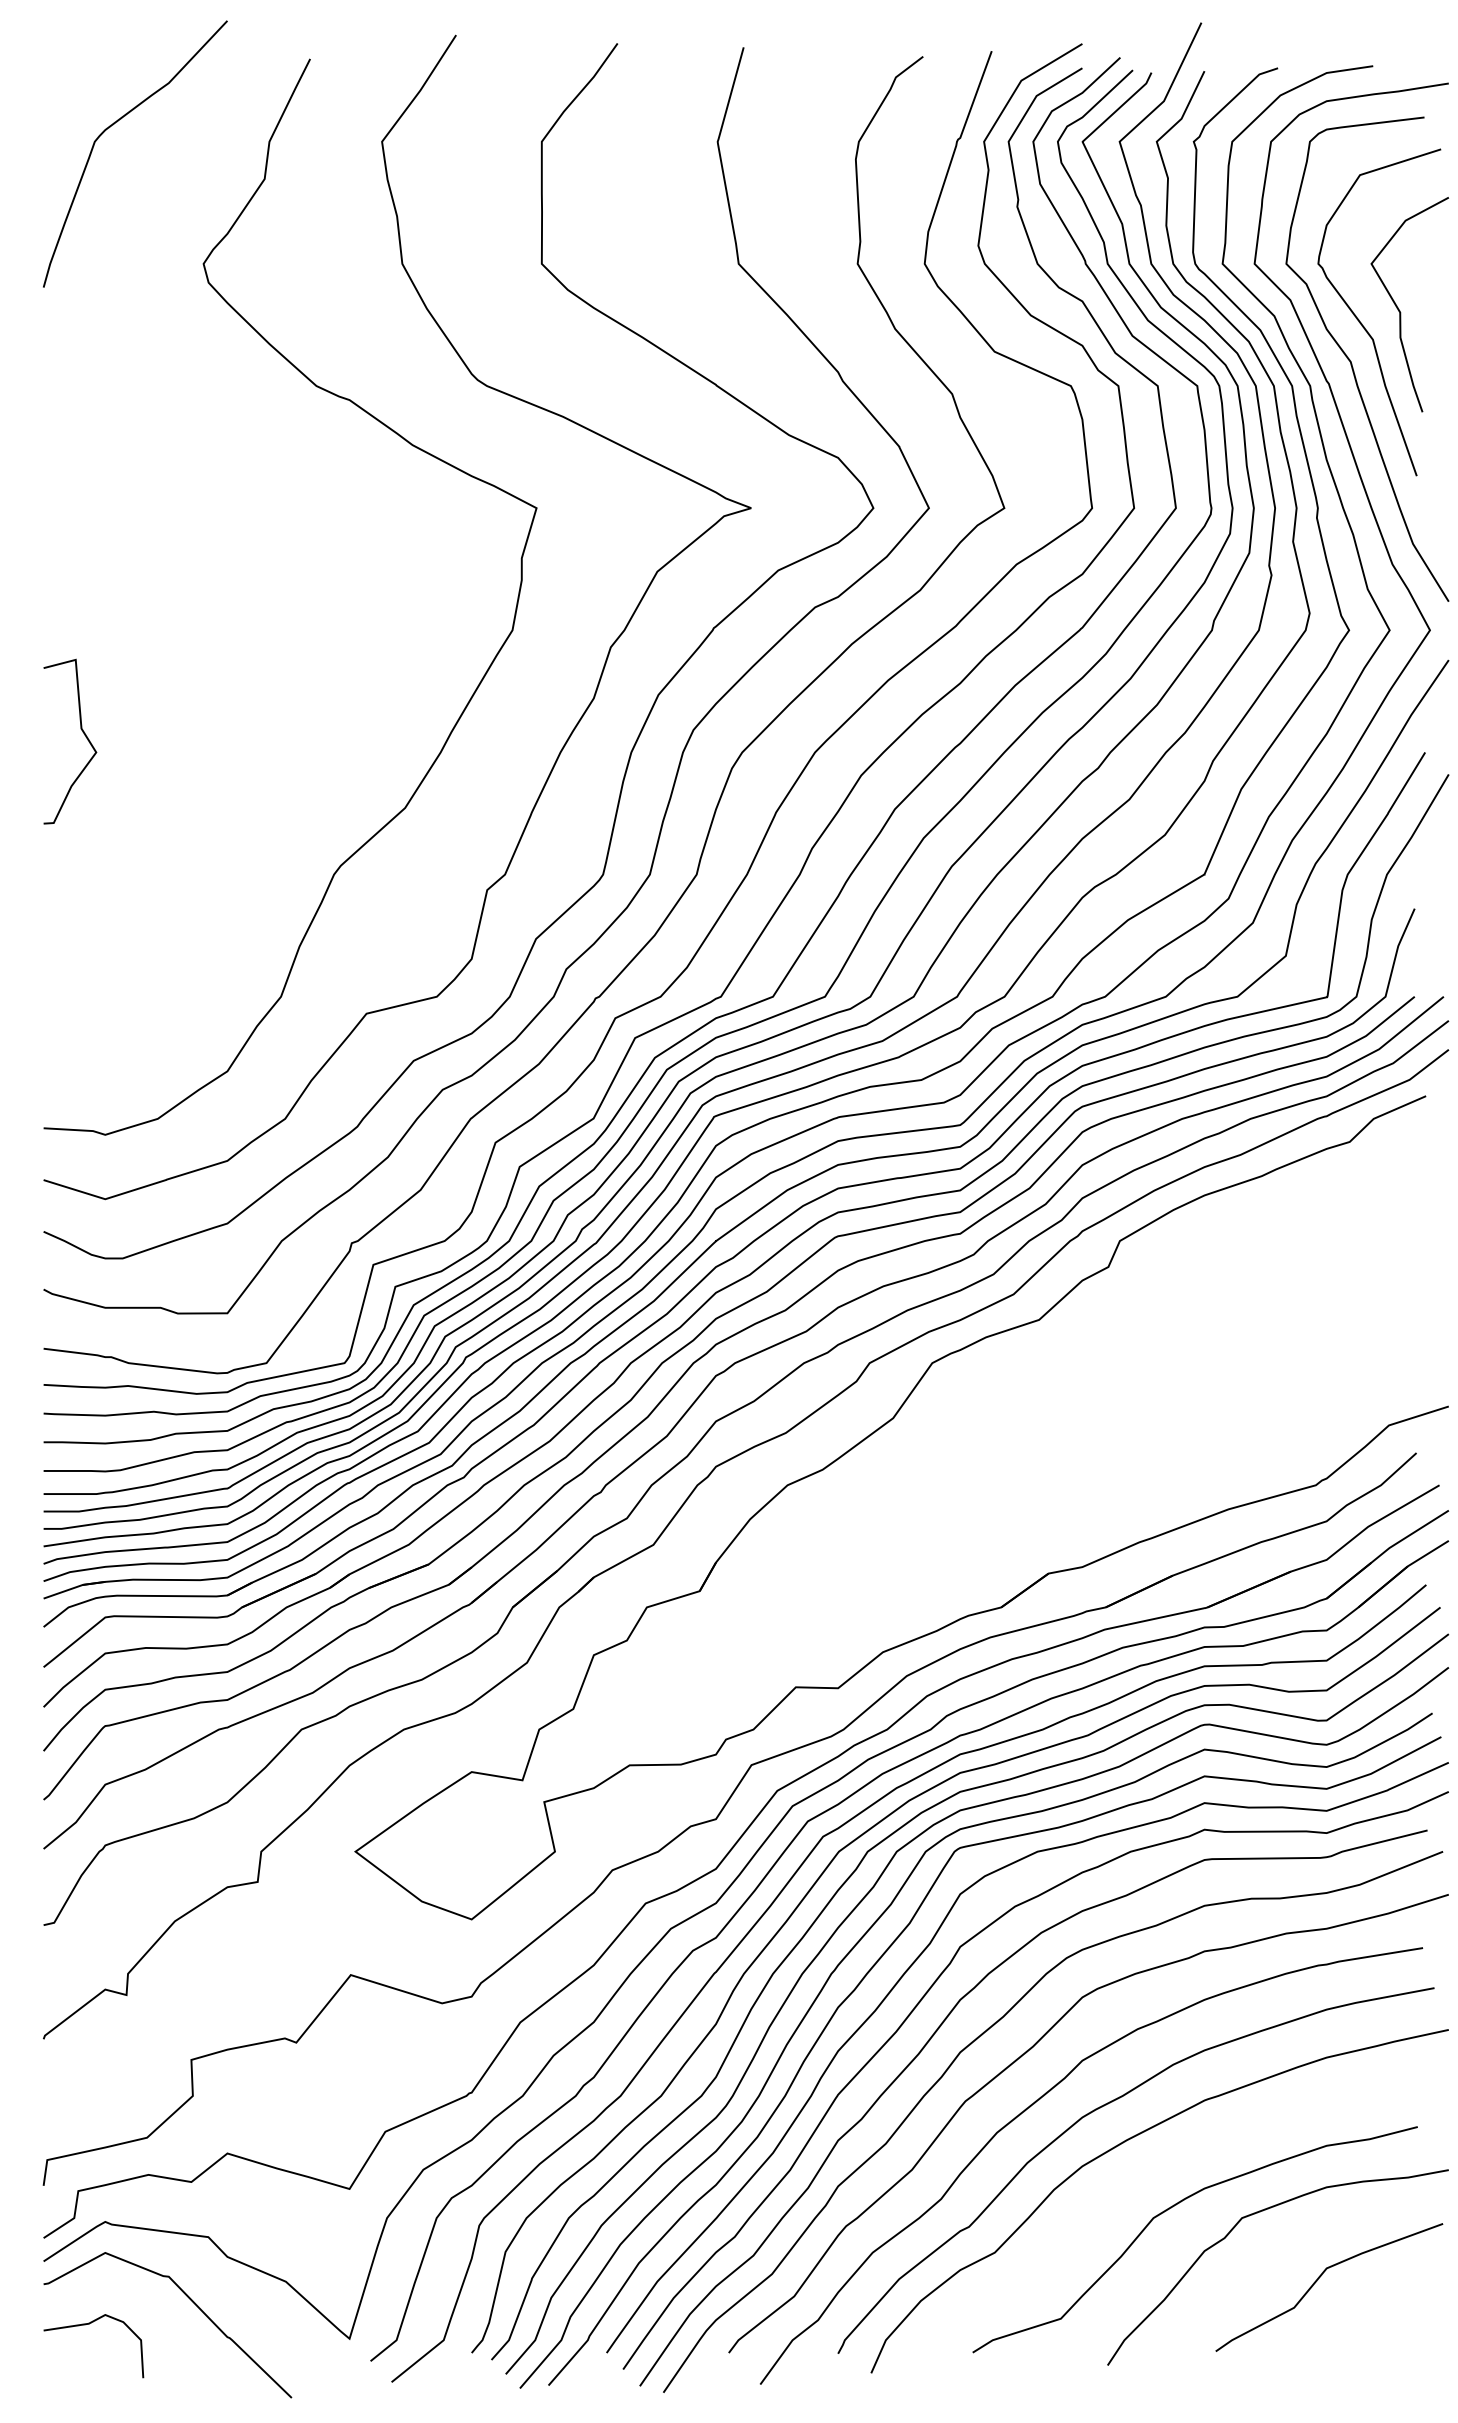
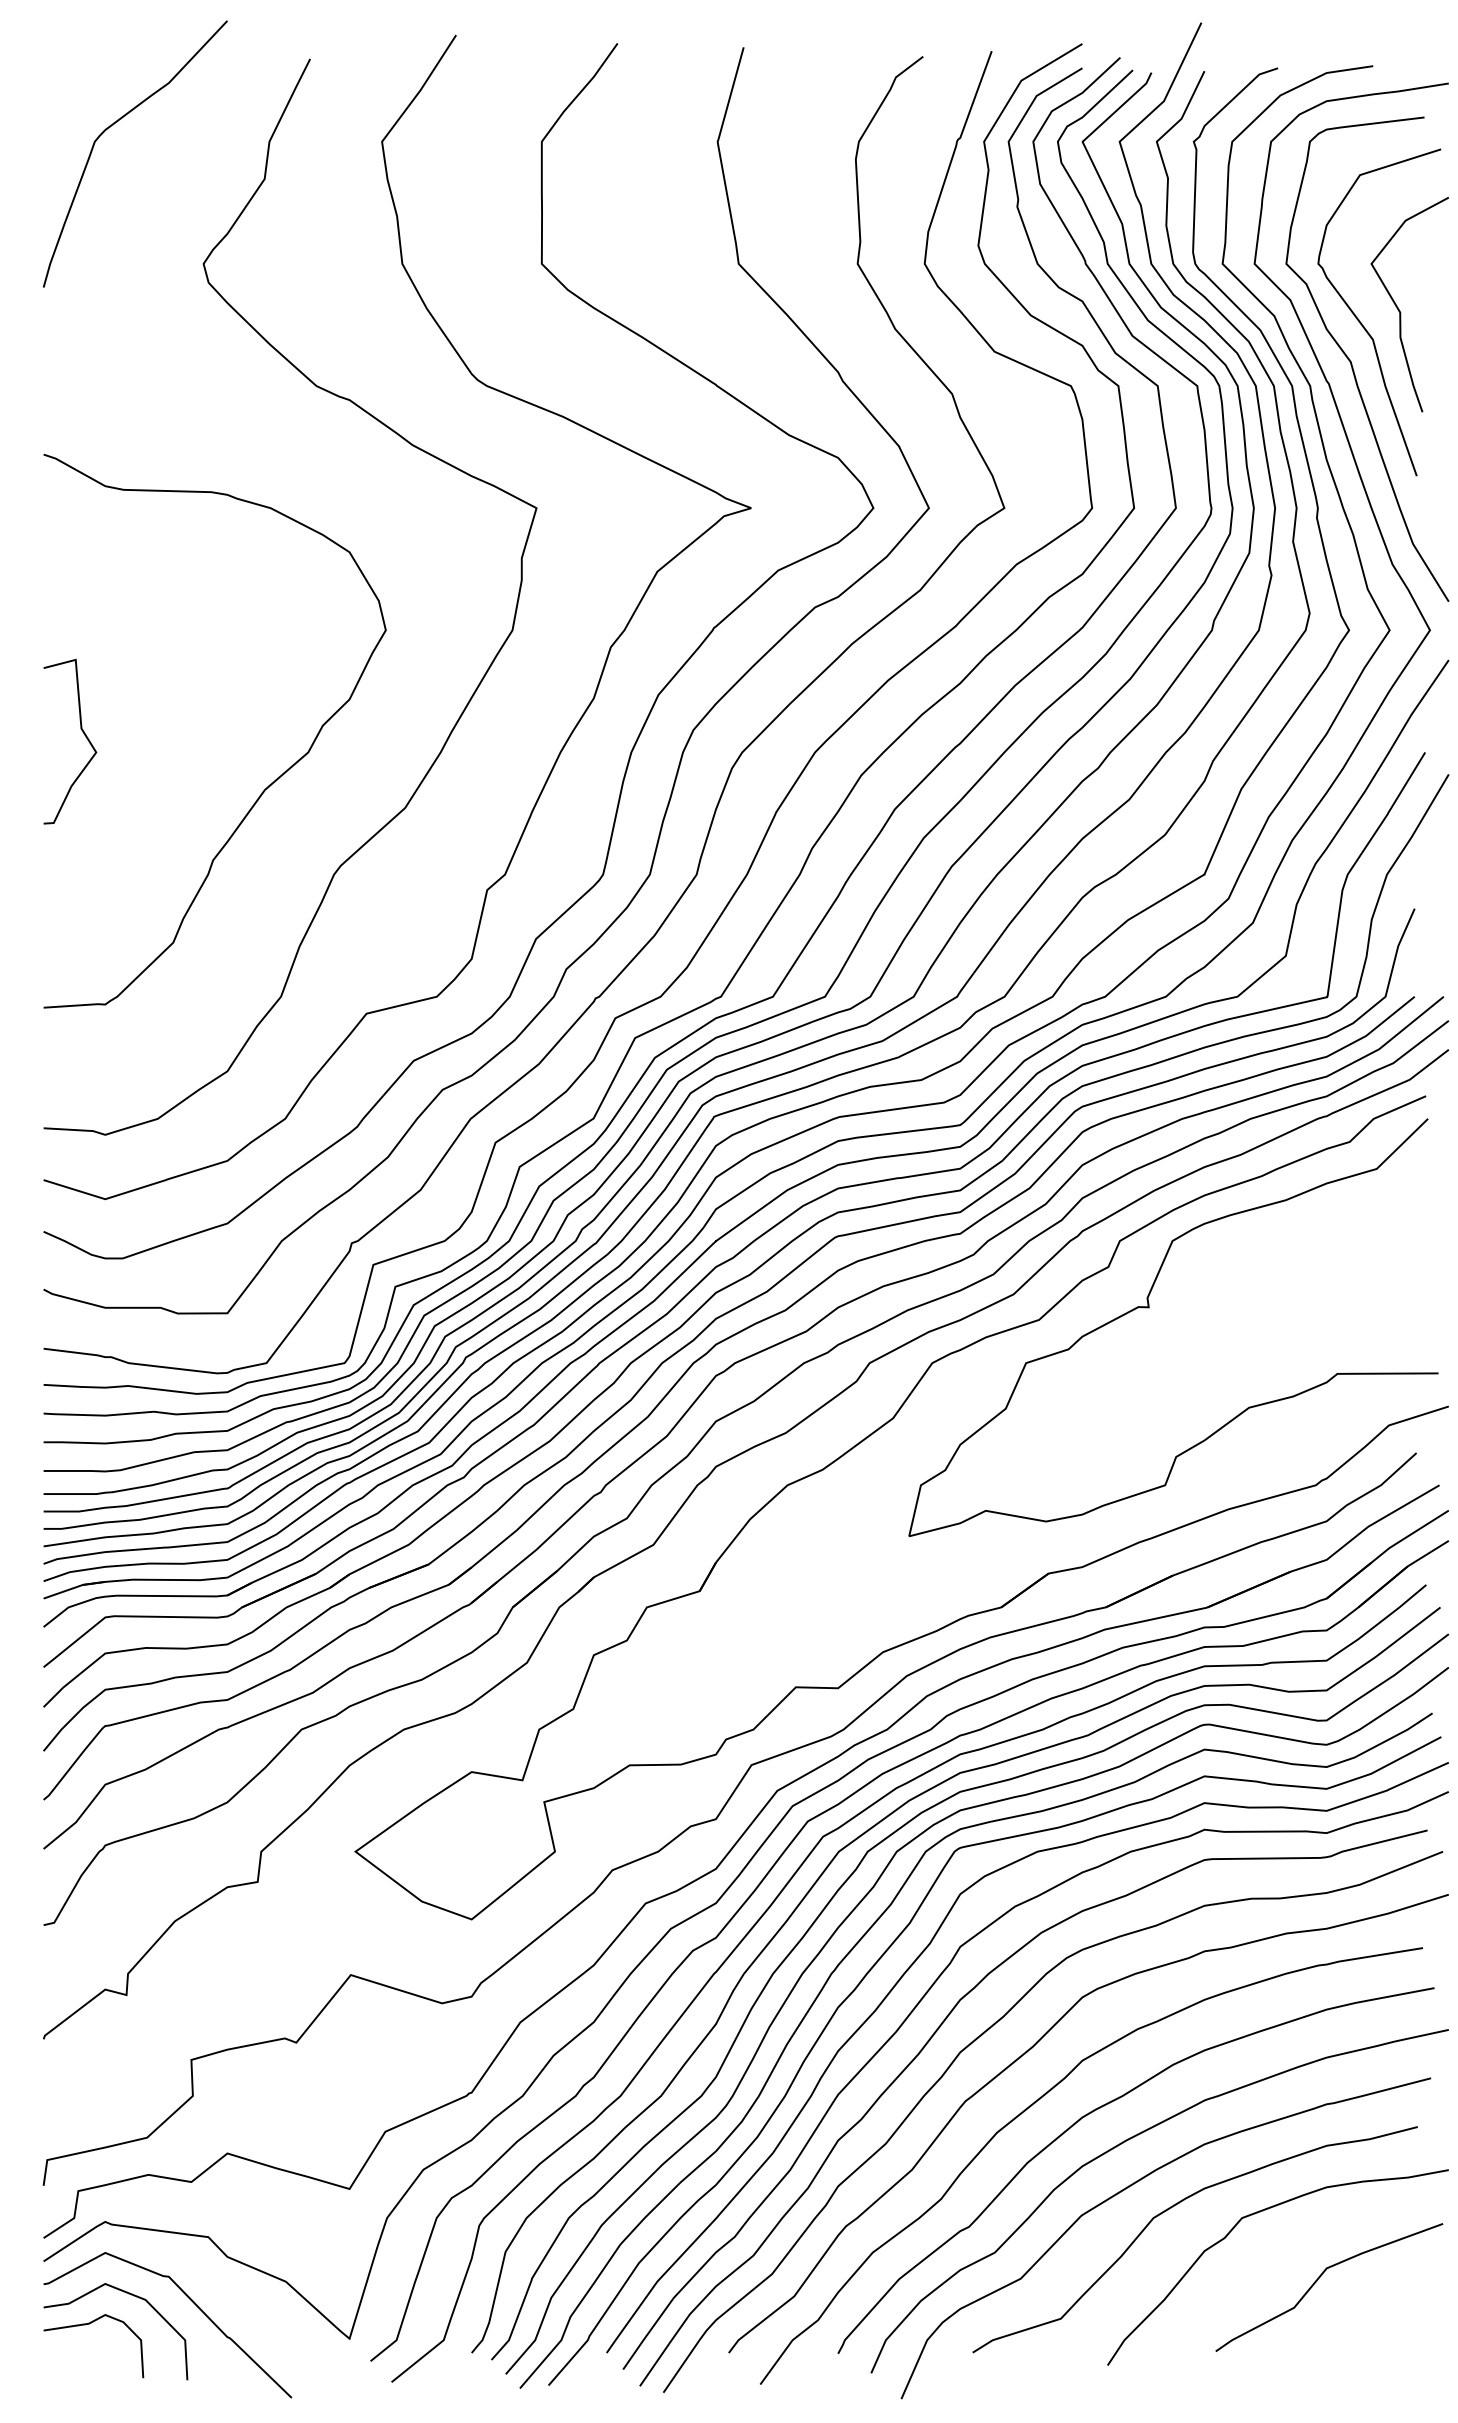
curve: none -> present (269, 784)
curve: none -> present (1149, 1308)
curve: none -> present (1131, 2186)
curve: none -> present (128, 2294)
